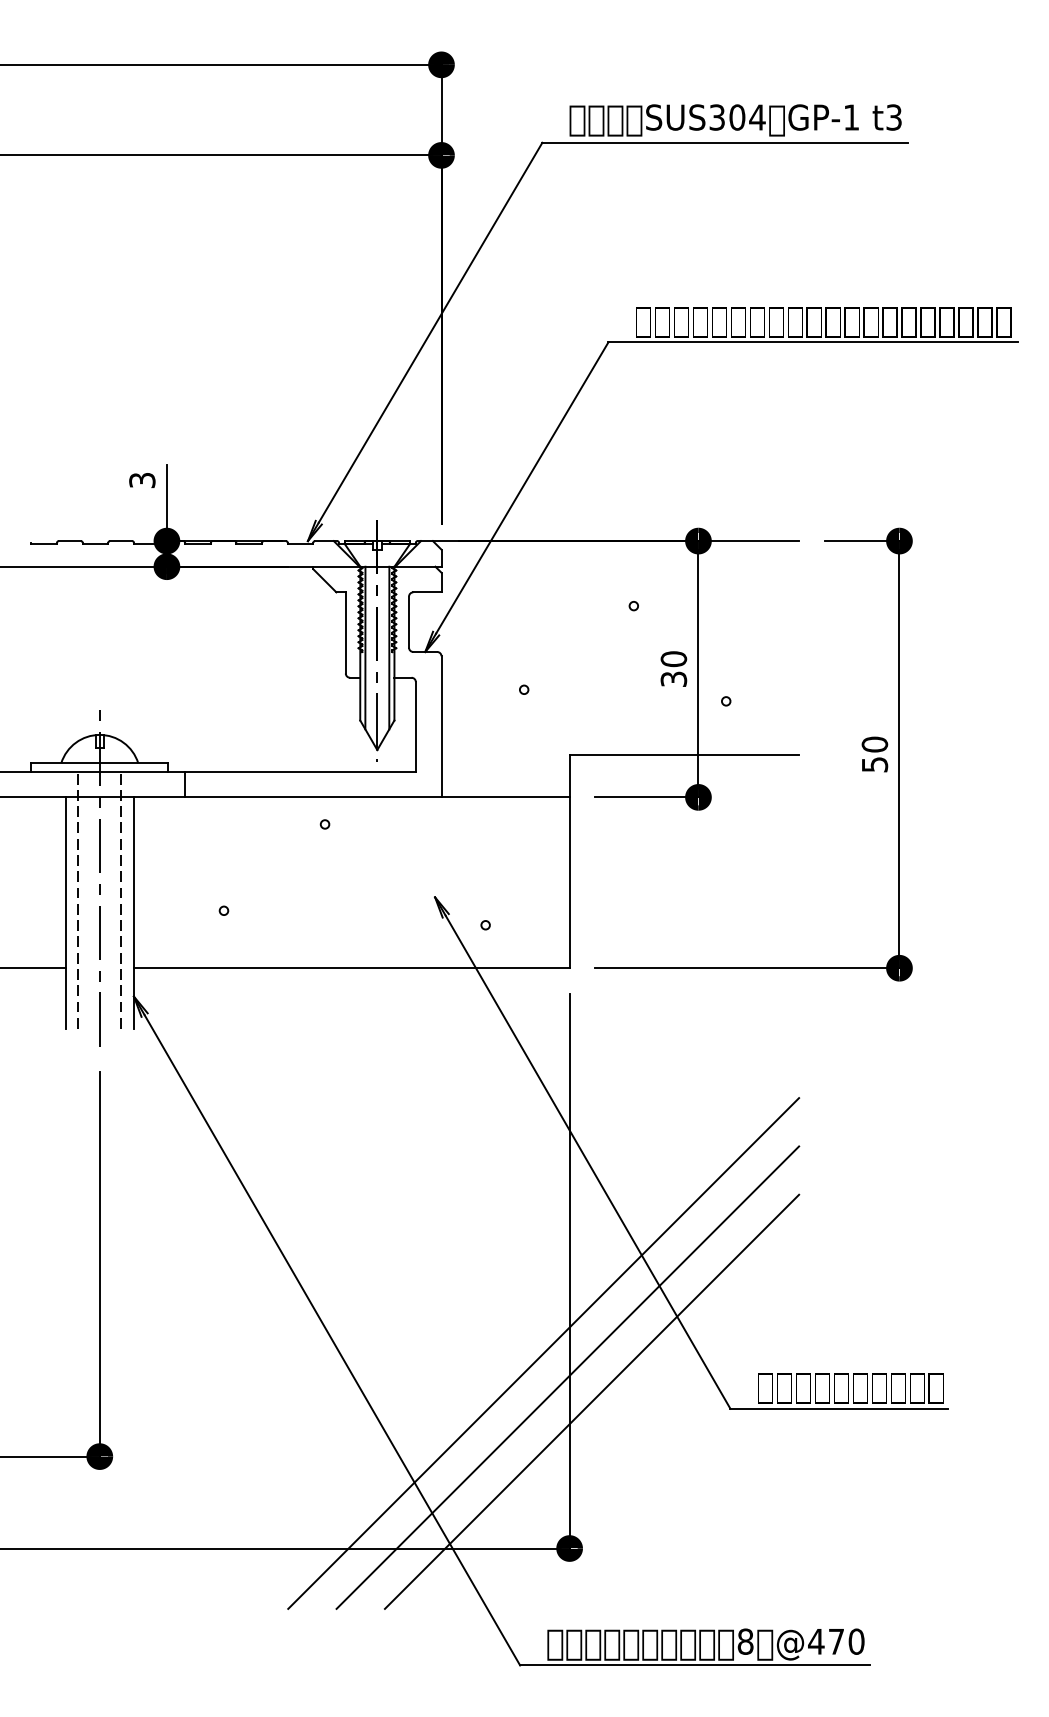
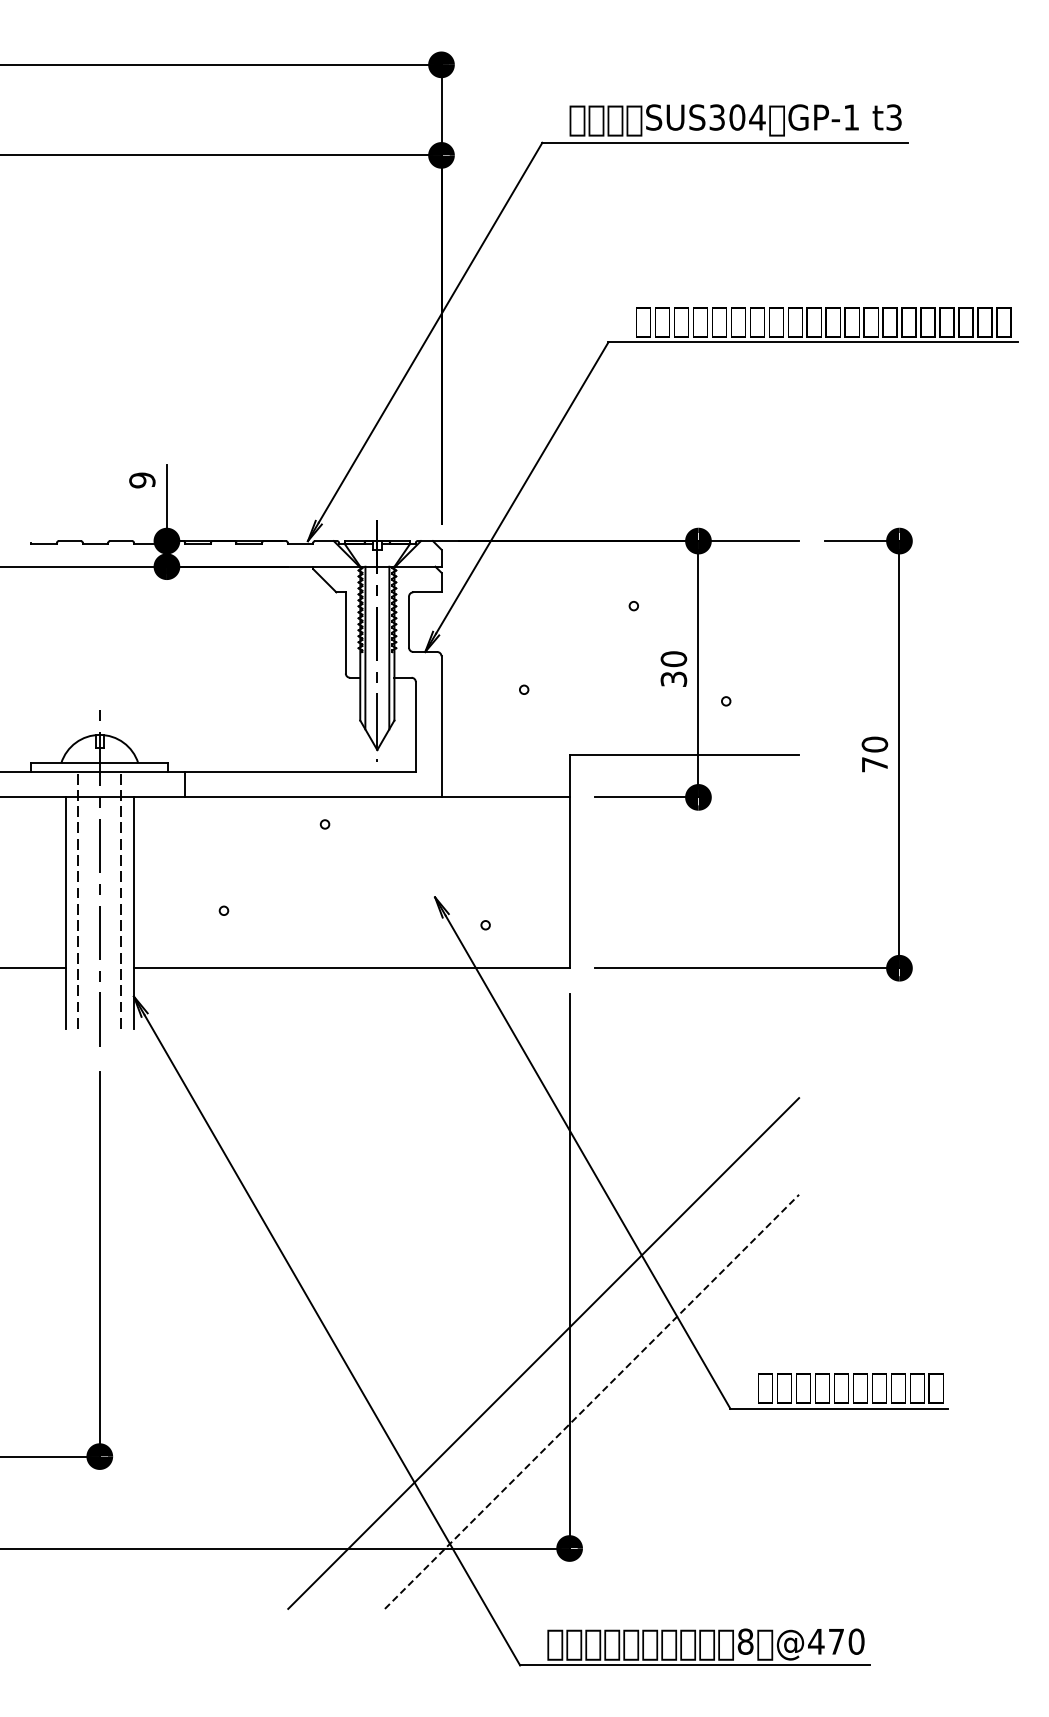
text: 3 -> 9 (142, 480)
text: 50 -> 70 (875, 764)
line: present -> none (567, 1377)
line: solid -> dashed (592, 1401)
